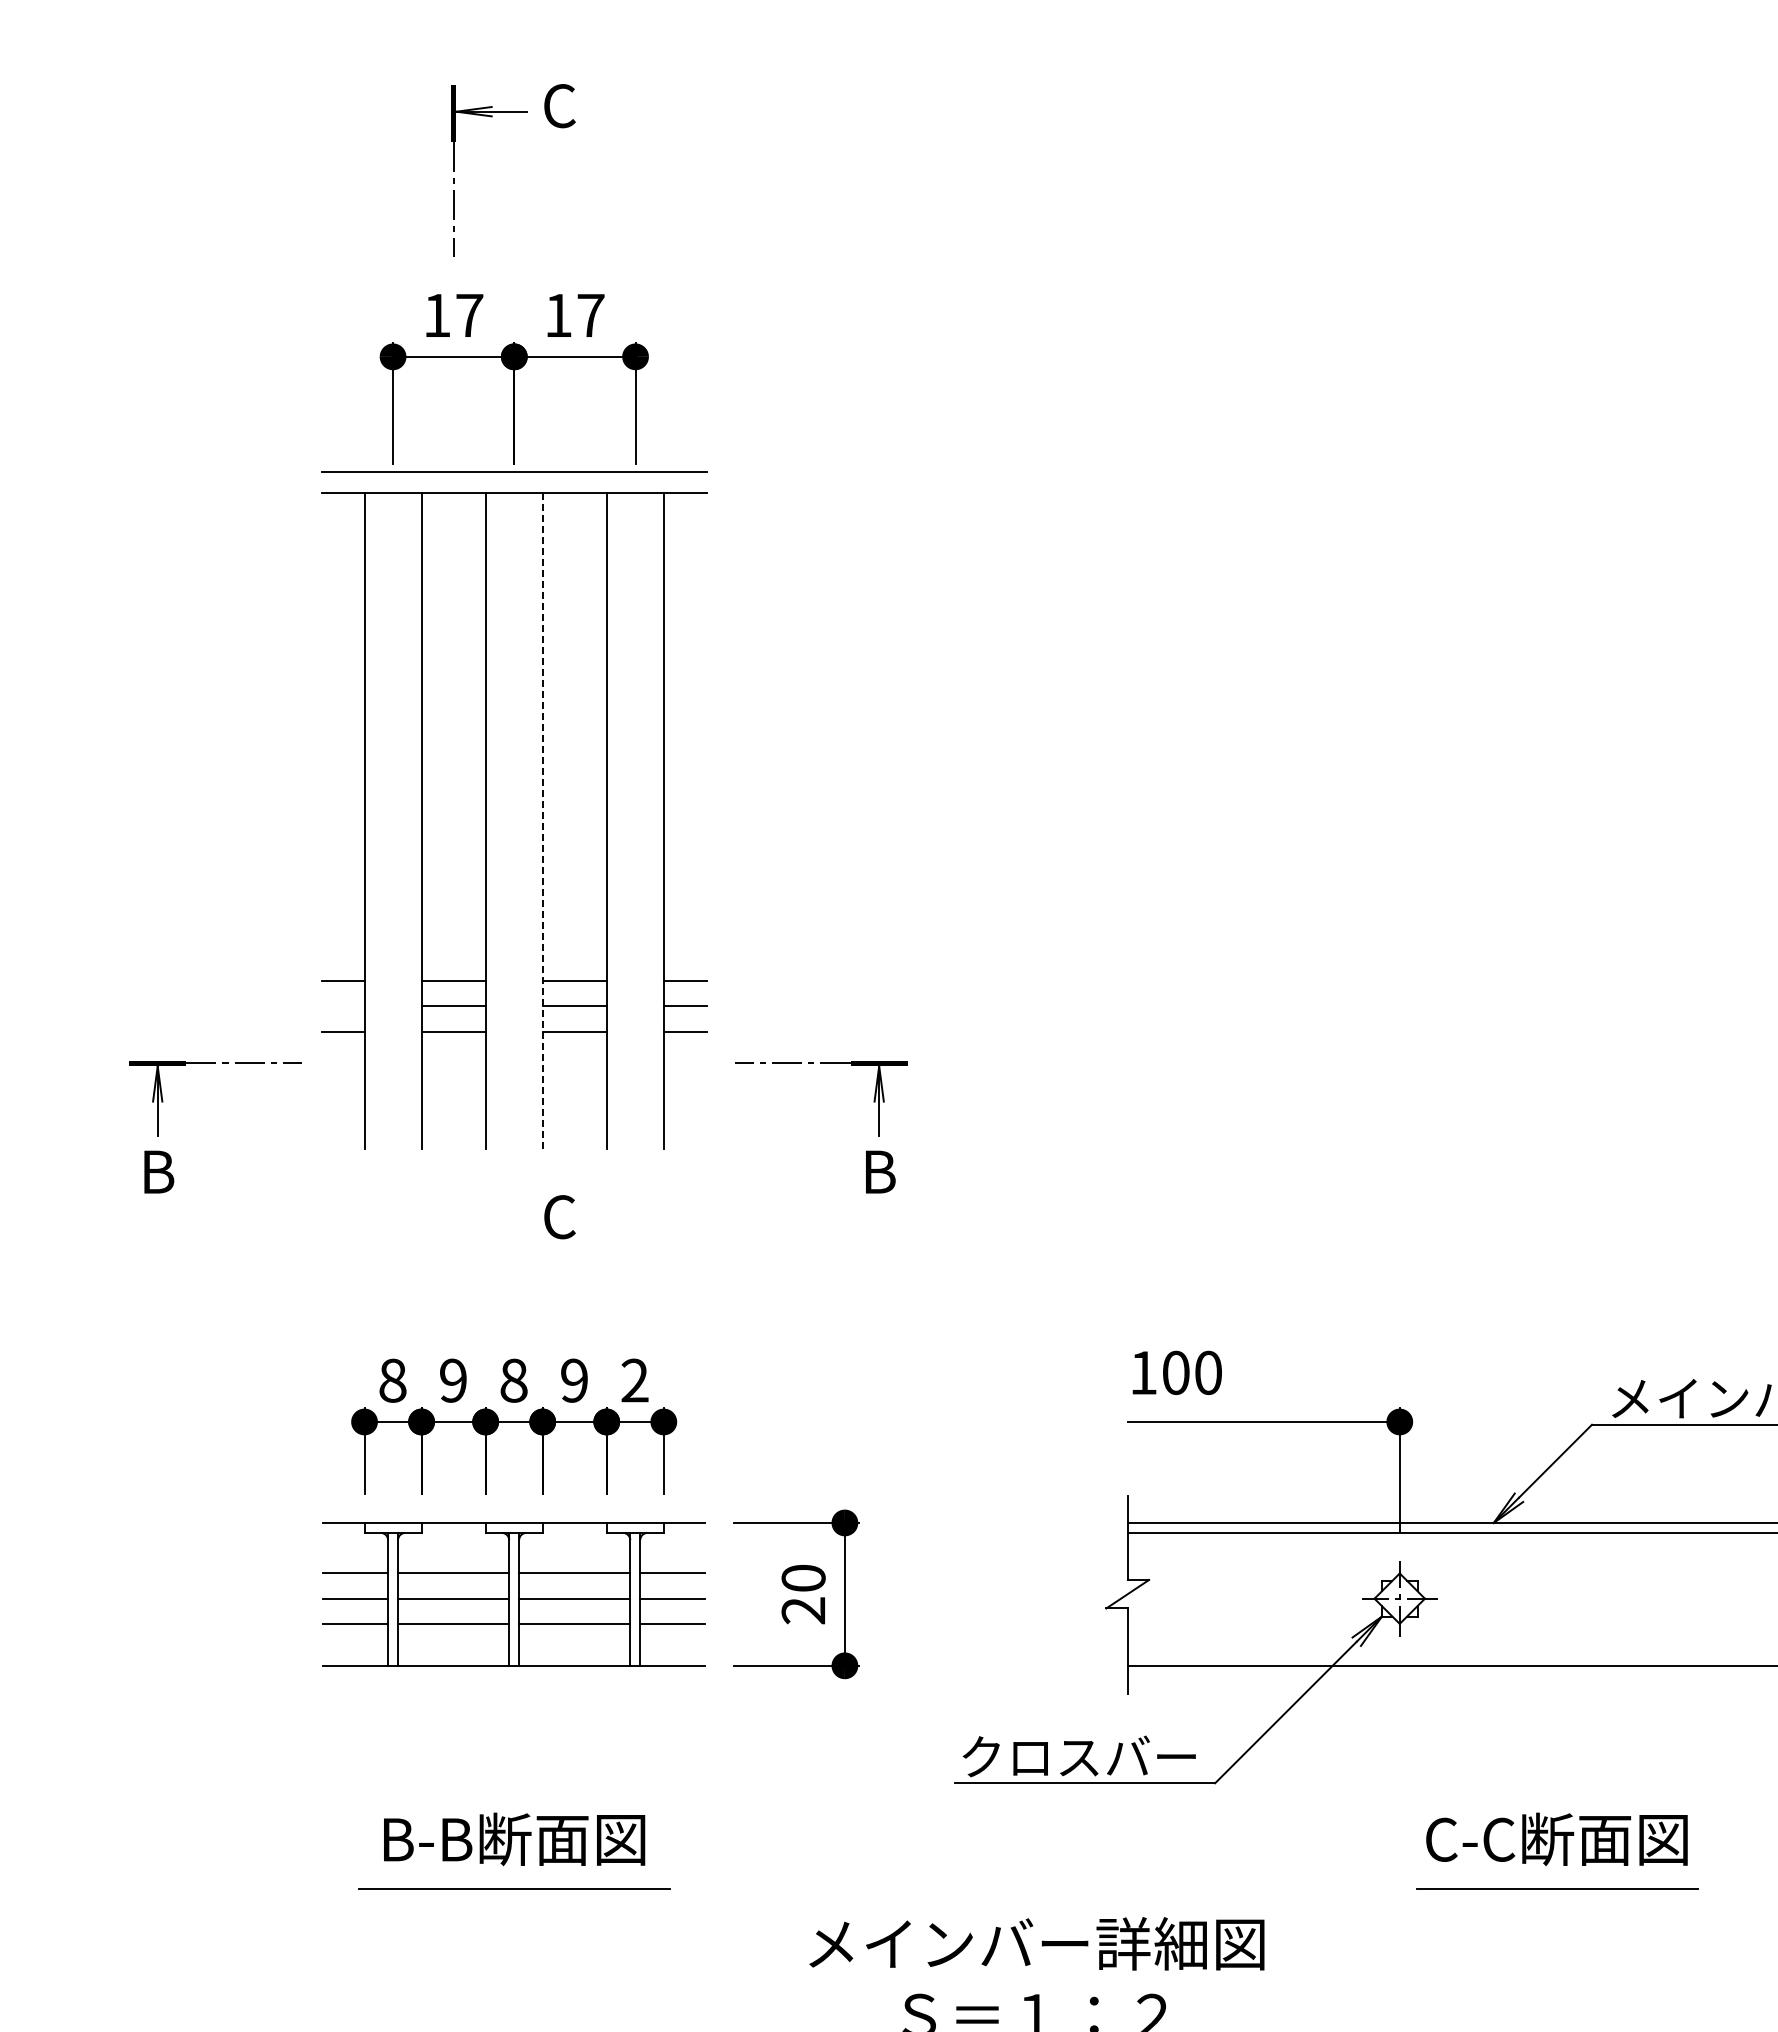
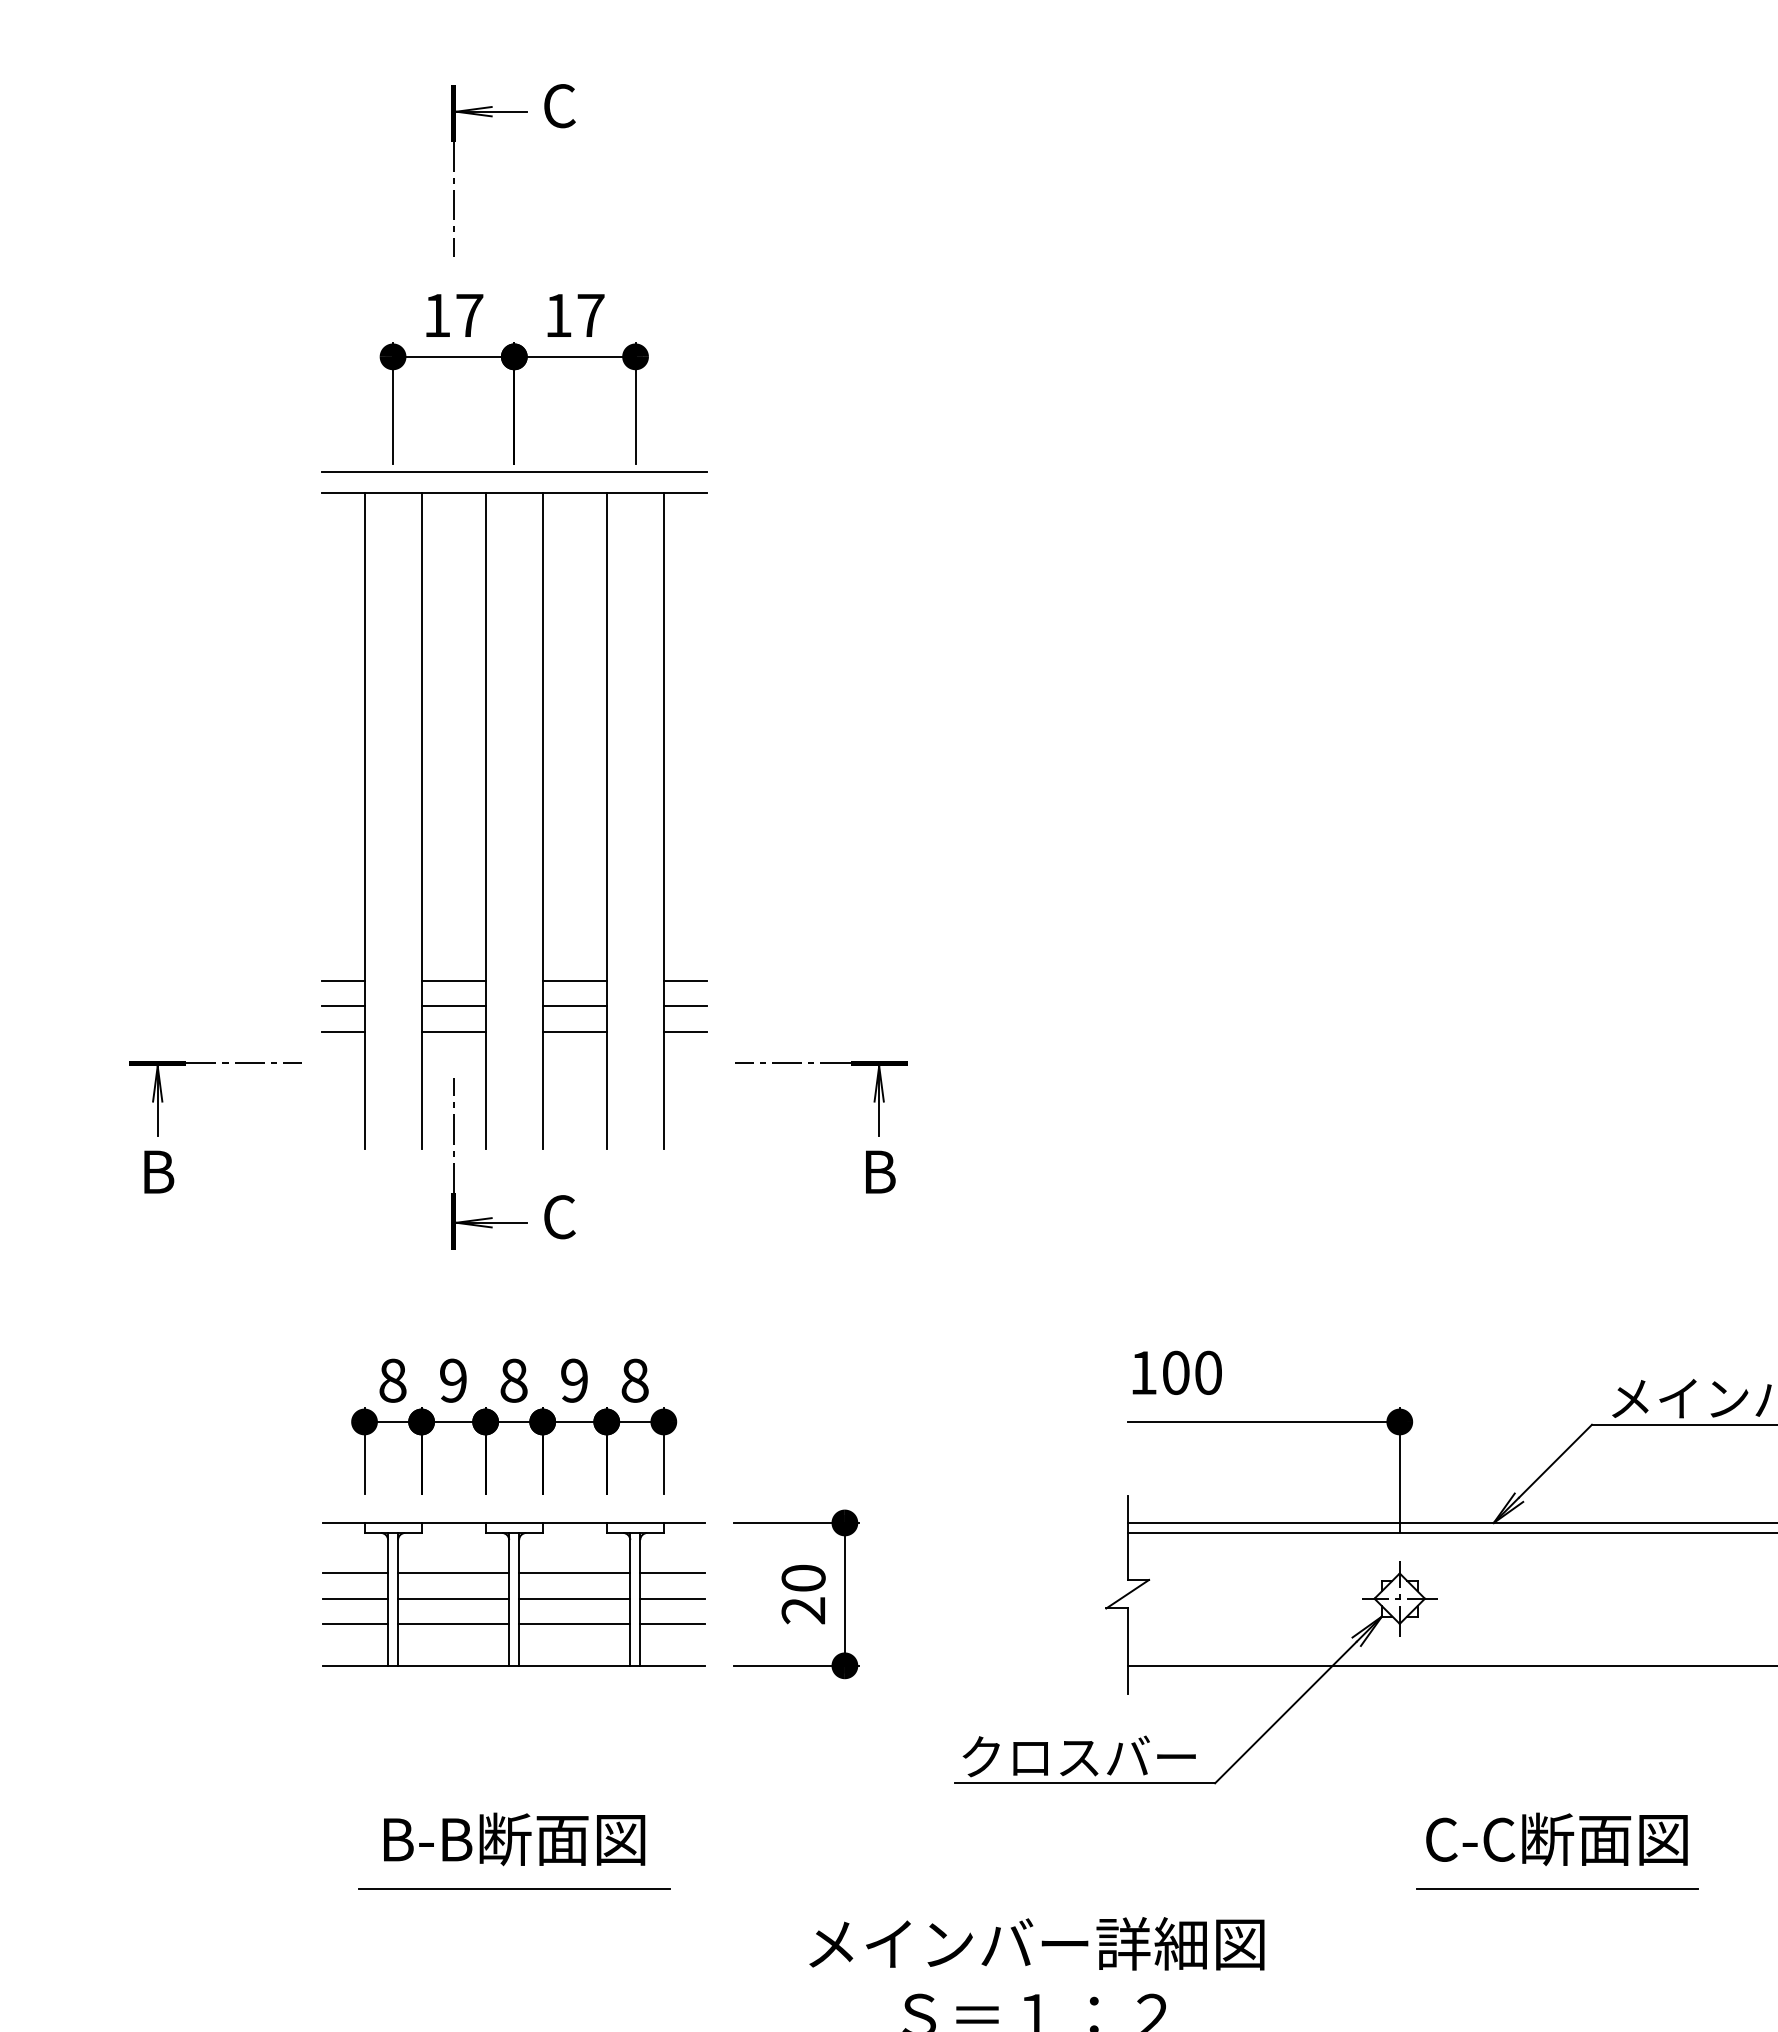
line: dashed -> solid (542, 820)
line: none -> present (342, 1006)
part: none -> present (454, 1163)
text: 2 -> 8 (634, 1380)
